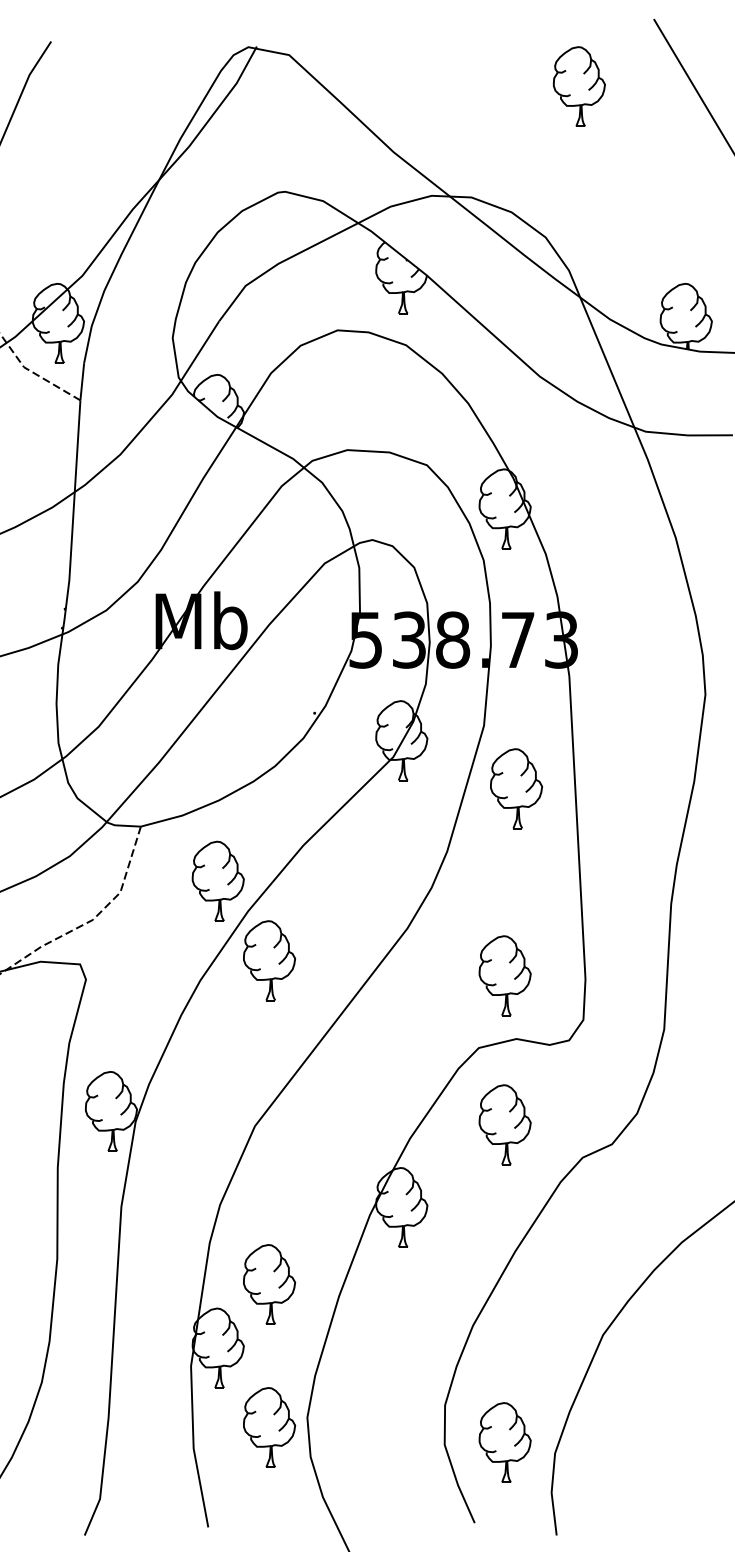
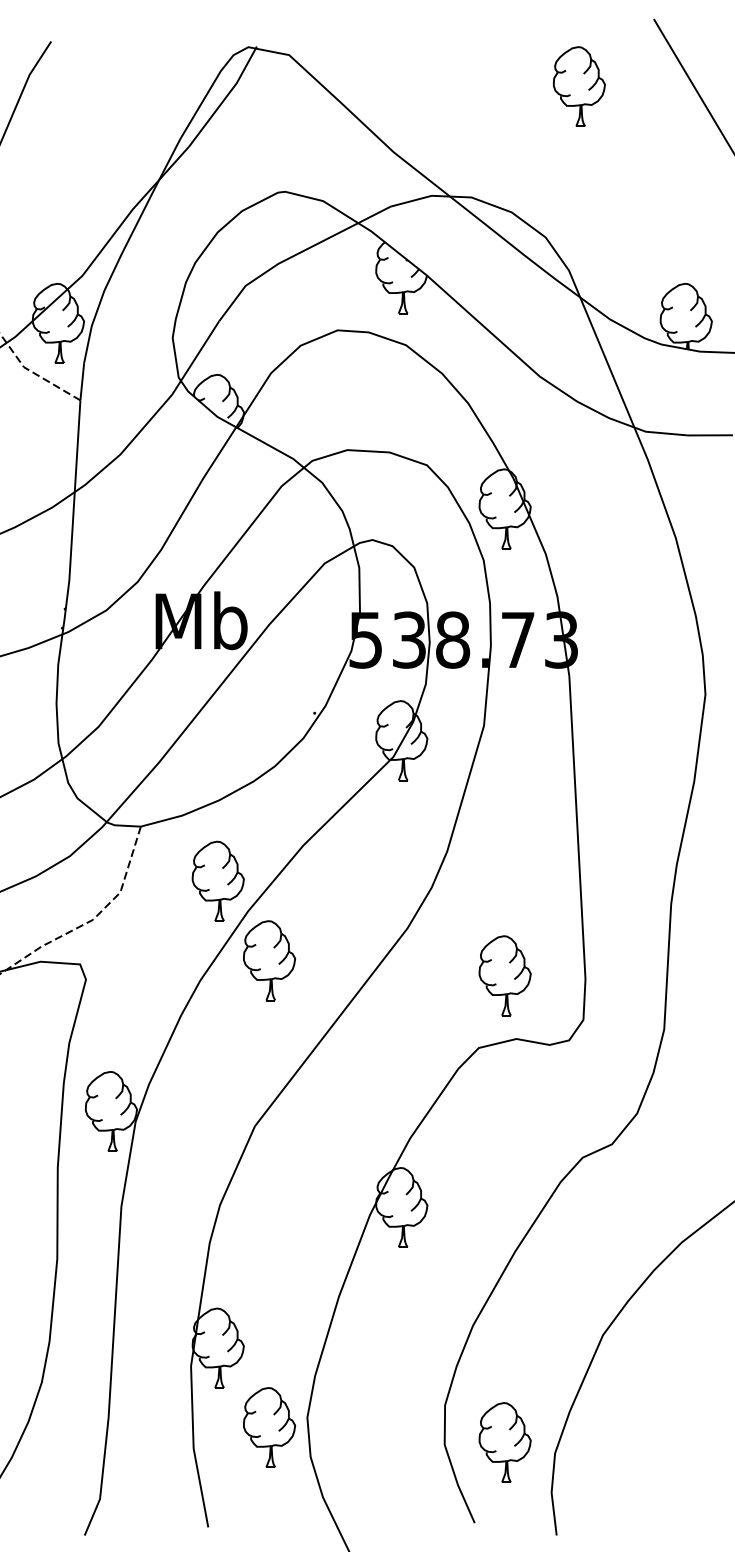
part: present -> none (516, 788)
part: present -> none (504, 1124)
part: present -> none (269, 1284)
